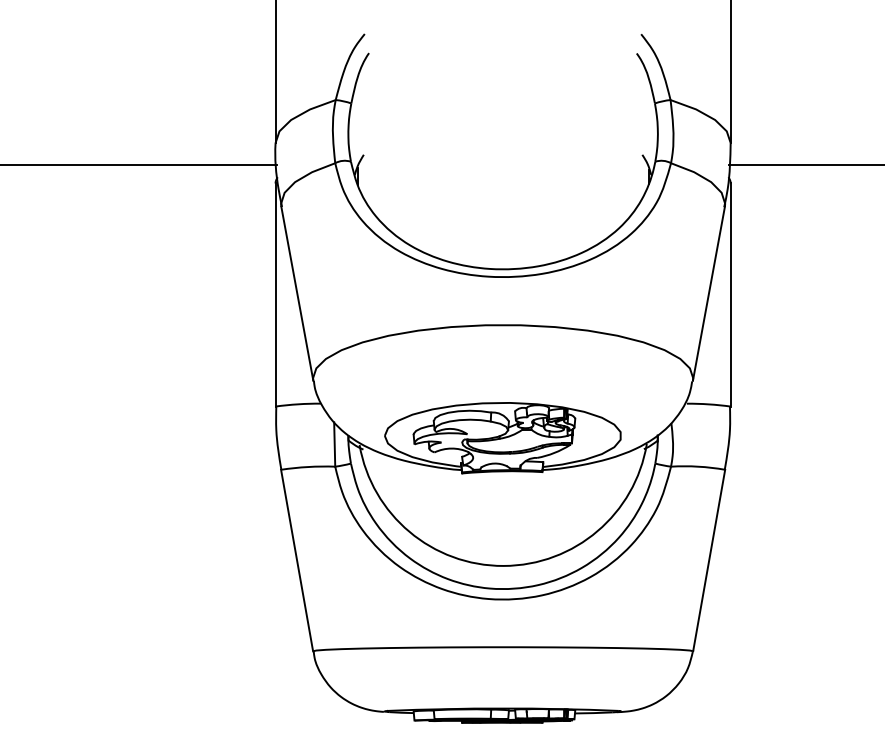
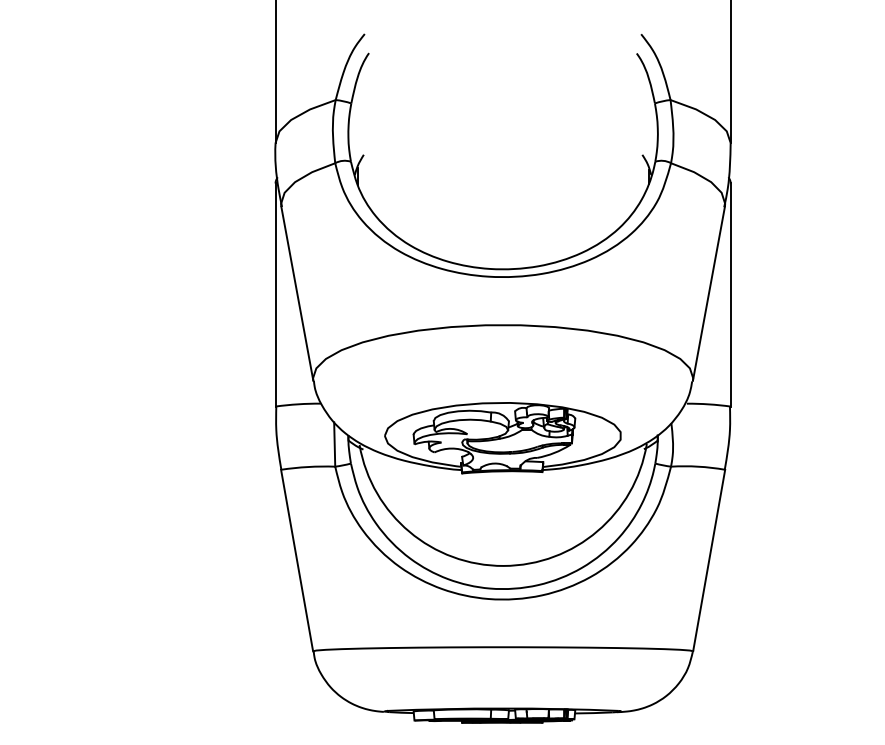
line: present -> none (139, 165)
line: present -> none (805, 165)
